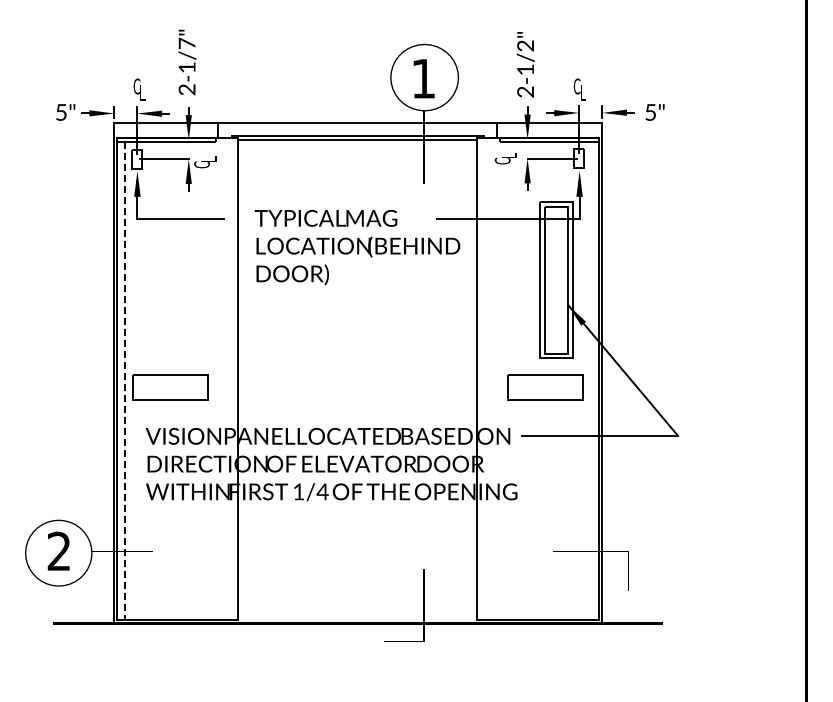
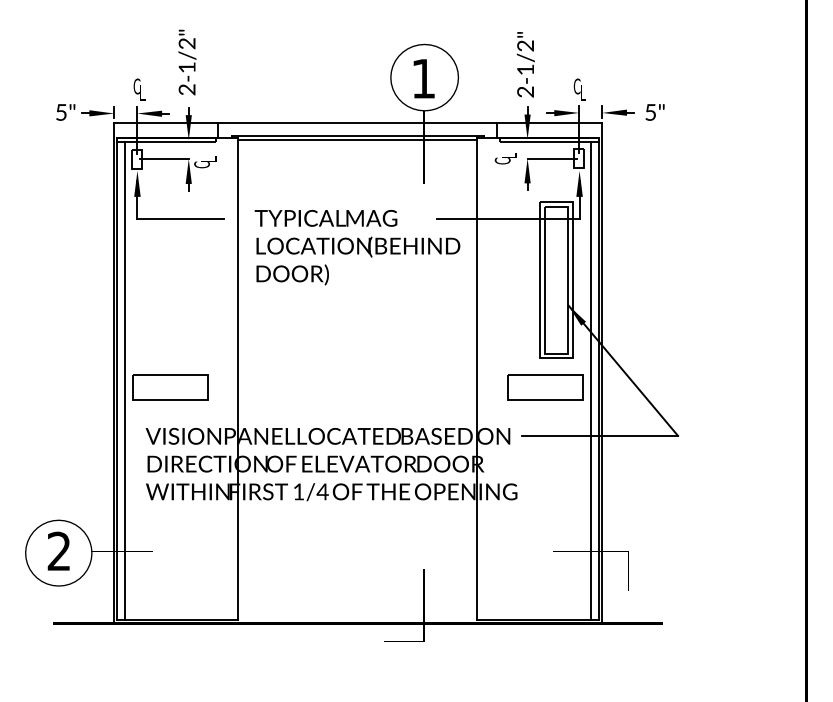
text: 2-1/7" -> 2-1/2" (186, 43)
line: none -> present (591, 380)
line: dashed -> solid (125, 381)
